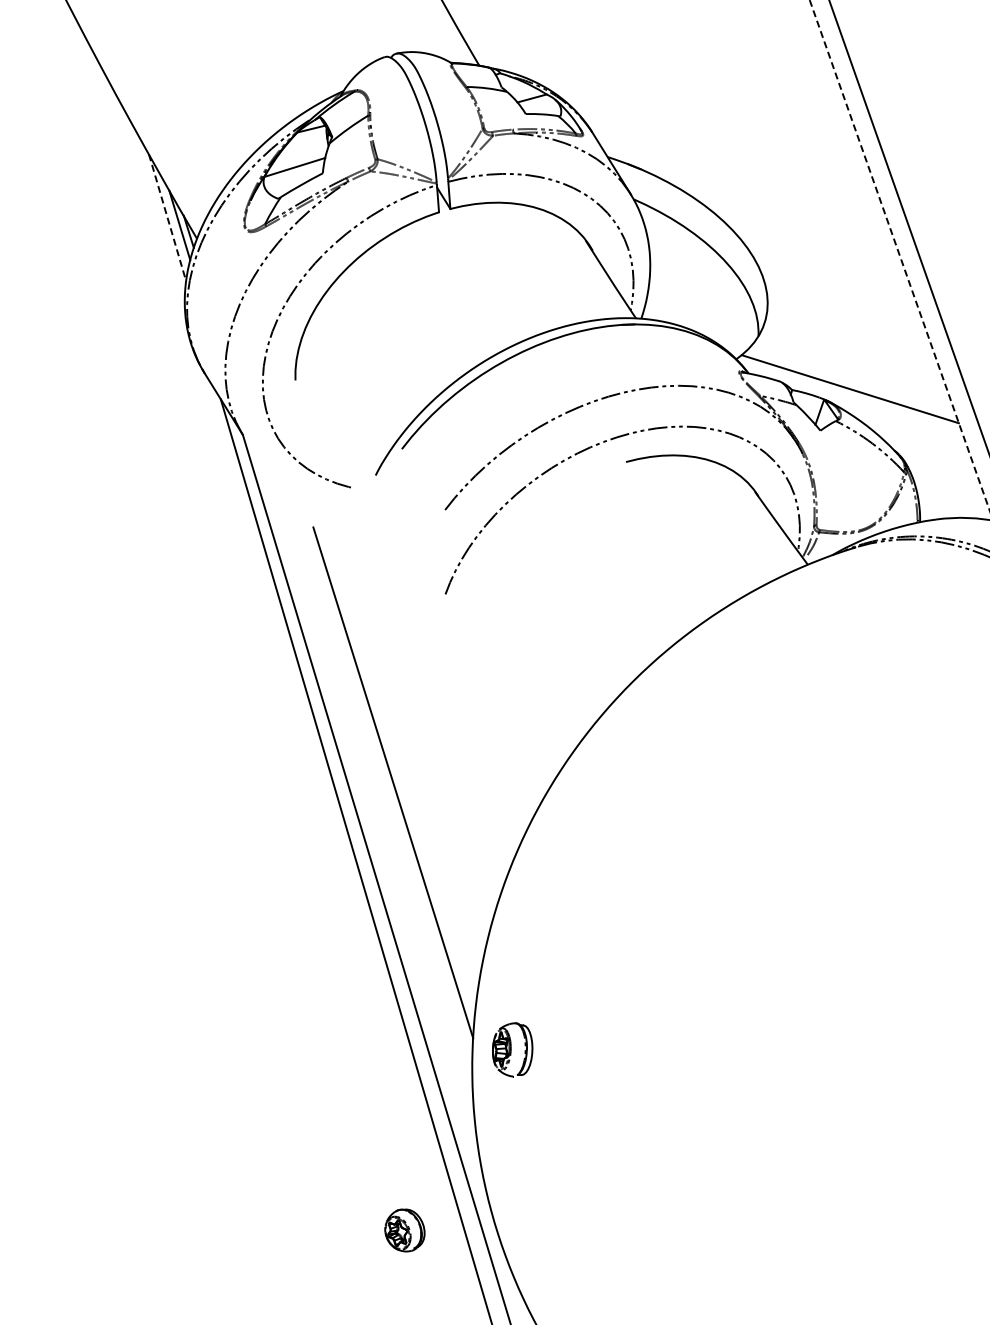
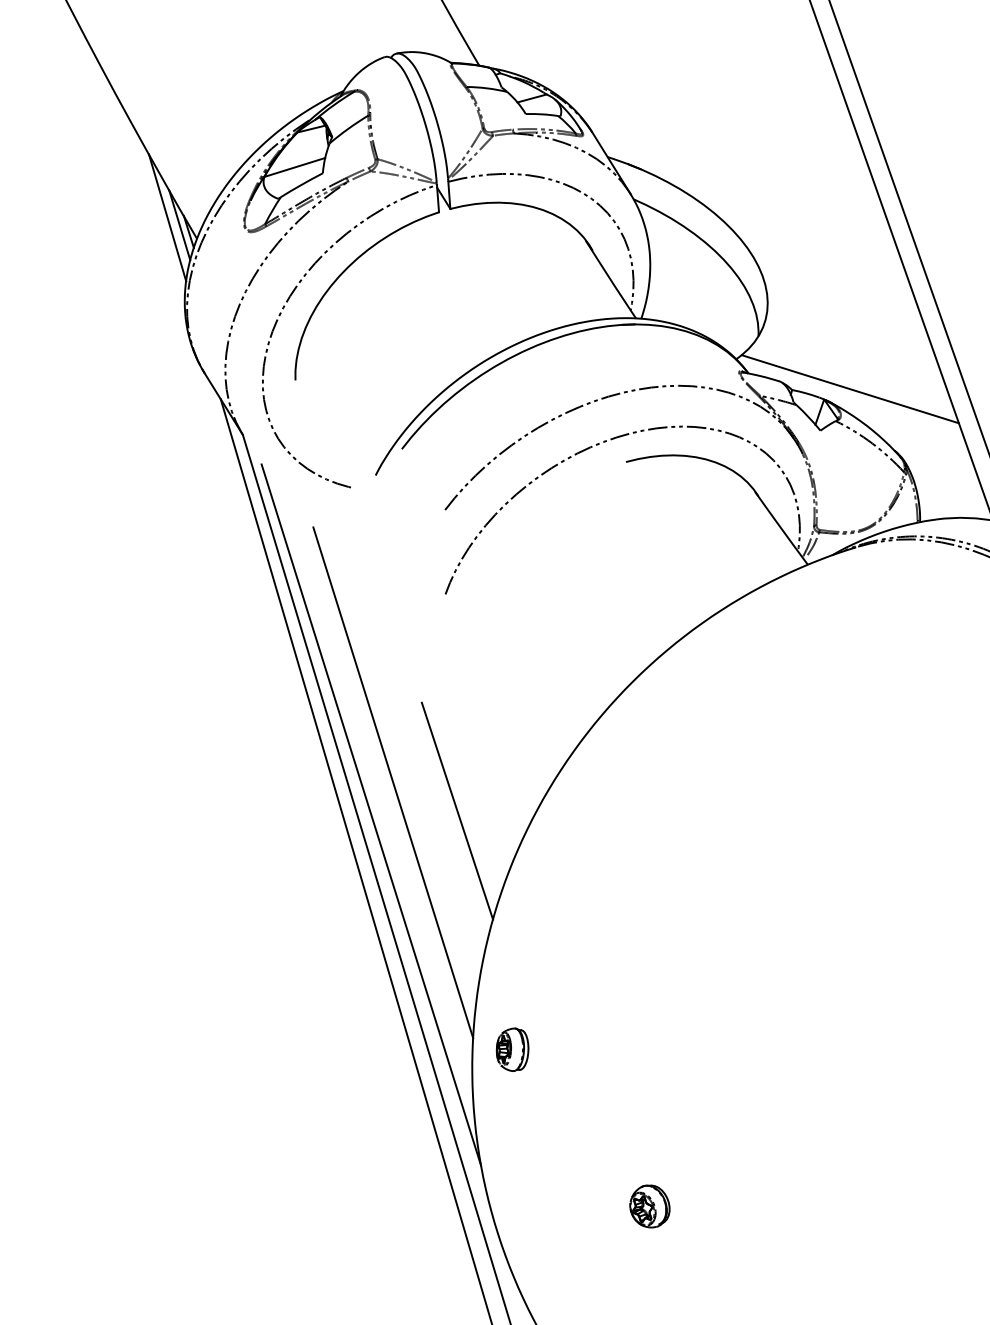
line: dashed -> solid (167, 218)
line: dashed -> solid (899, 255)
line: none -> present (457, 810)
line: none -> present (371, 814)
part size: 42x56 px -> 35x45 px (512, 1049)
part position: (404, 1230) -> (649, 1206) (649, 1206)
